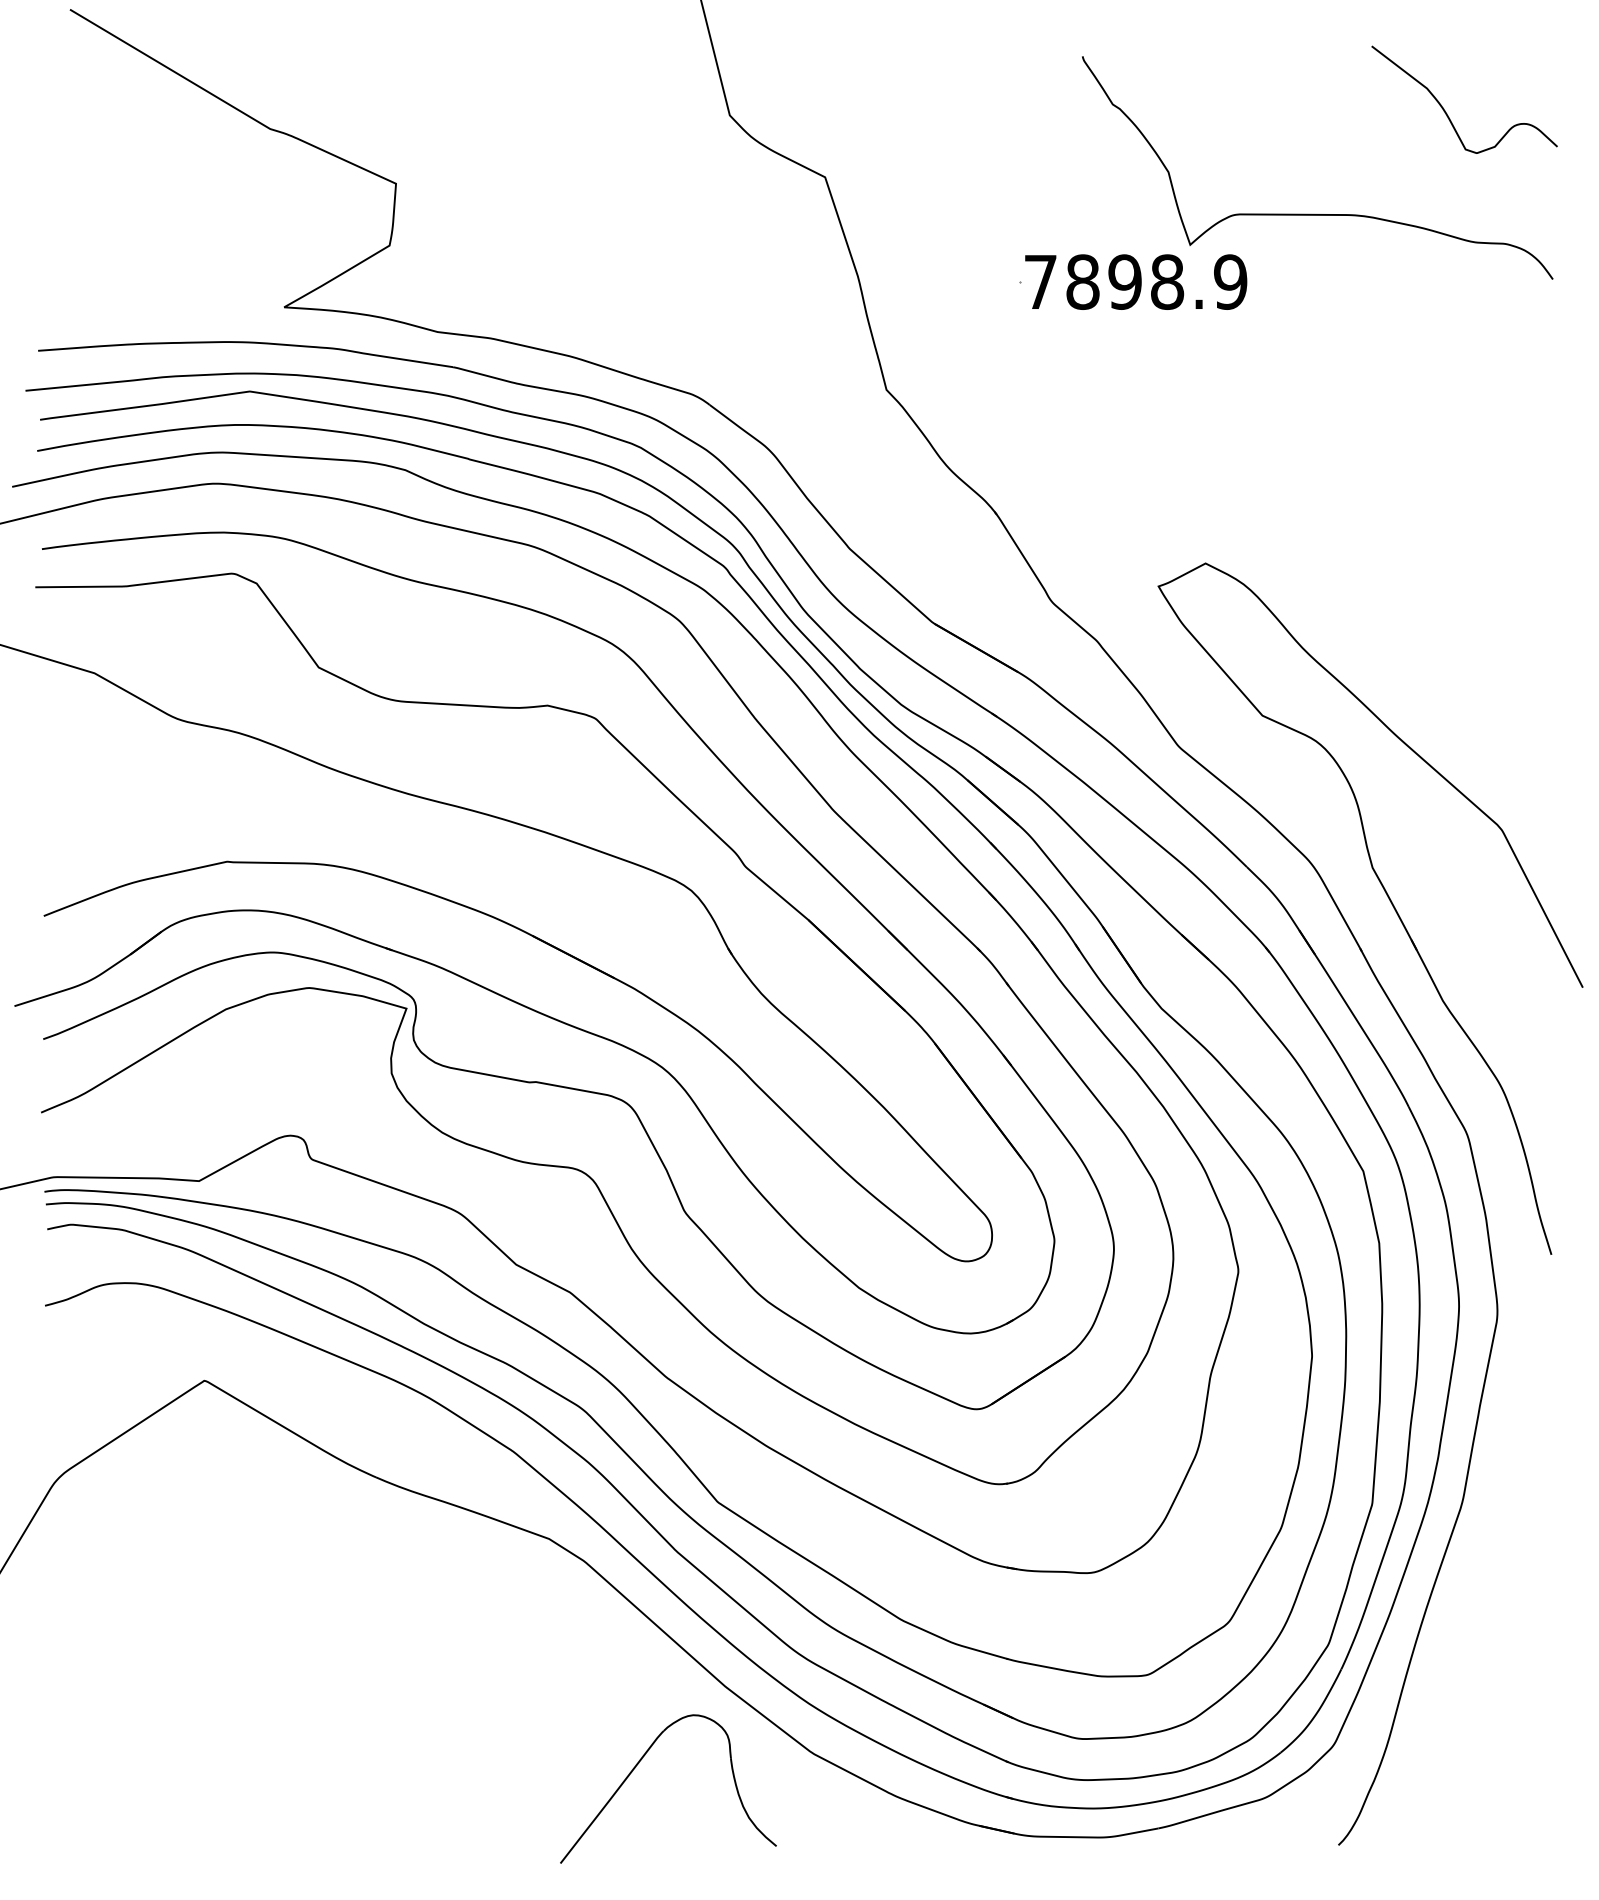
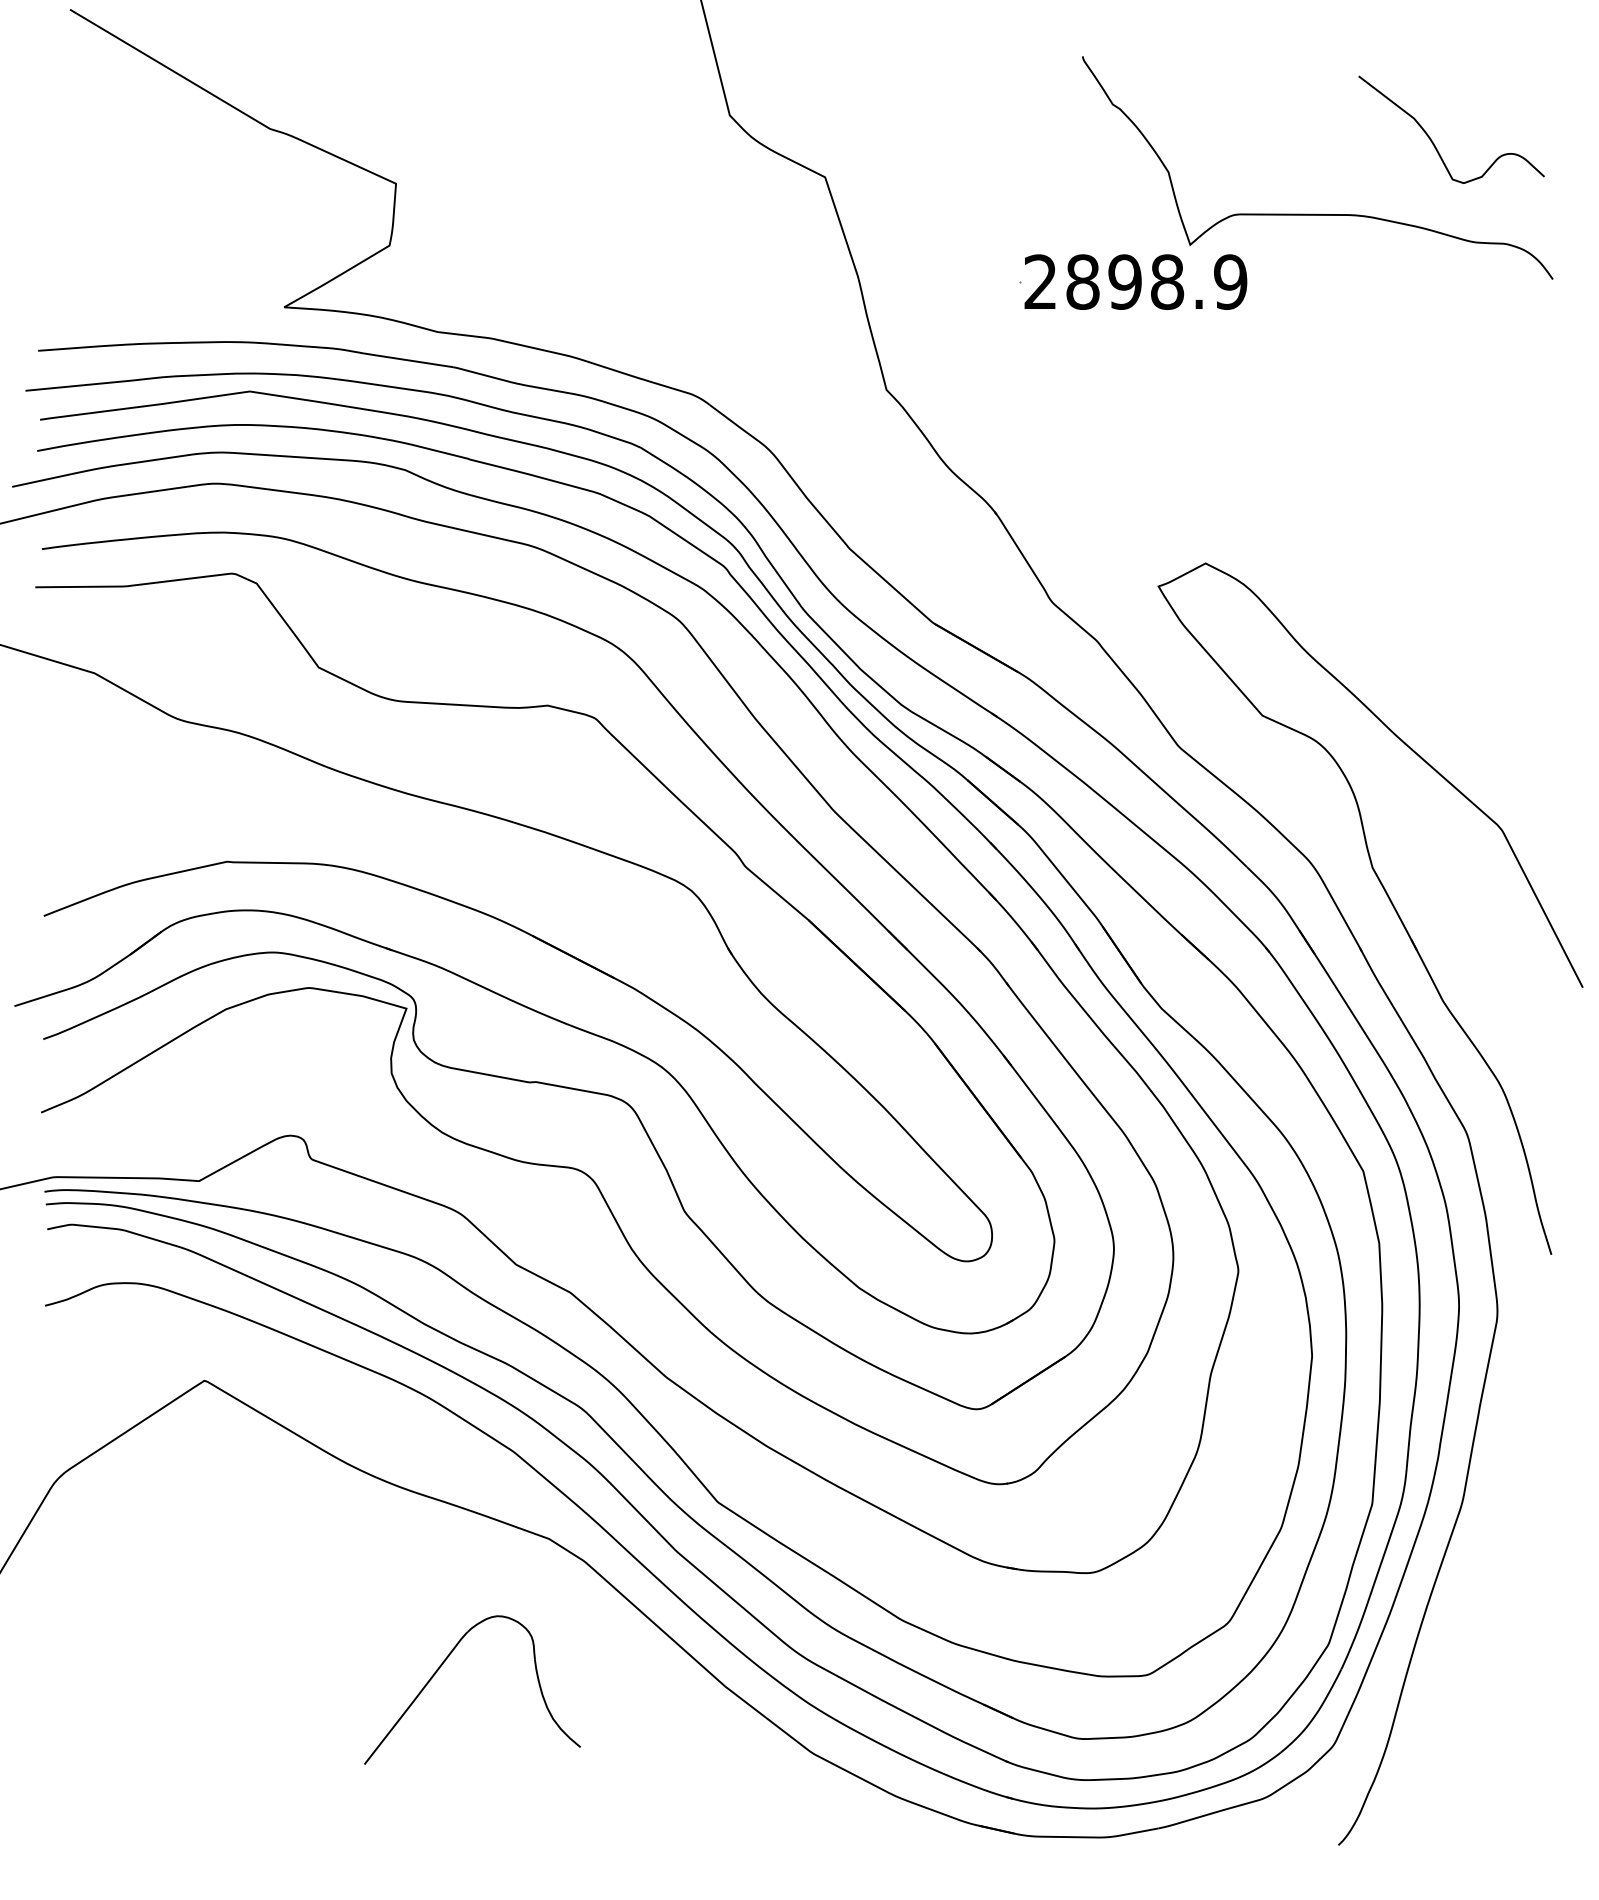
curve position: (1444, 108) -> (1431, 138) (1431, 138)
text: 7898.9 -> 2898.9 (1040, 281)
part position: (639, 1763) -> (443, 1664) (443, 1664)
